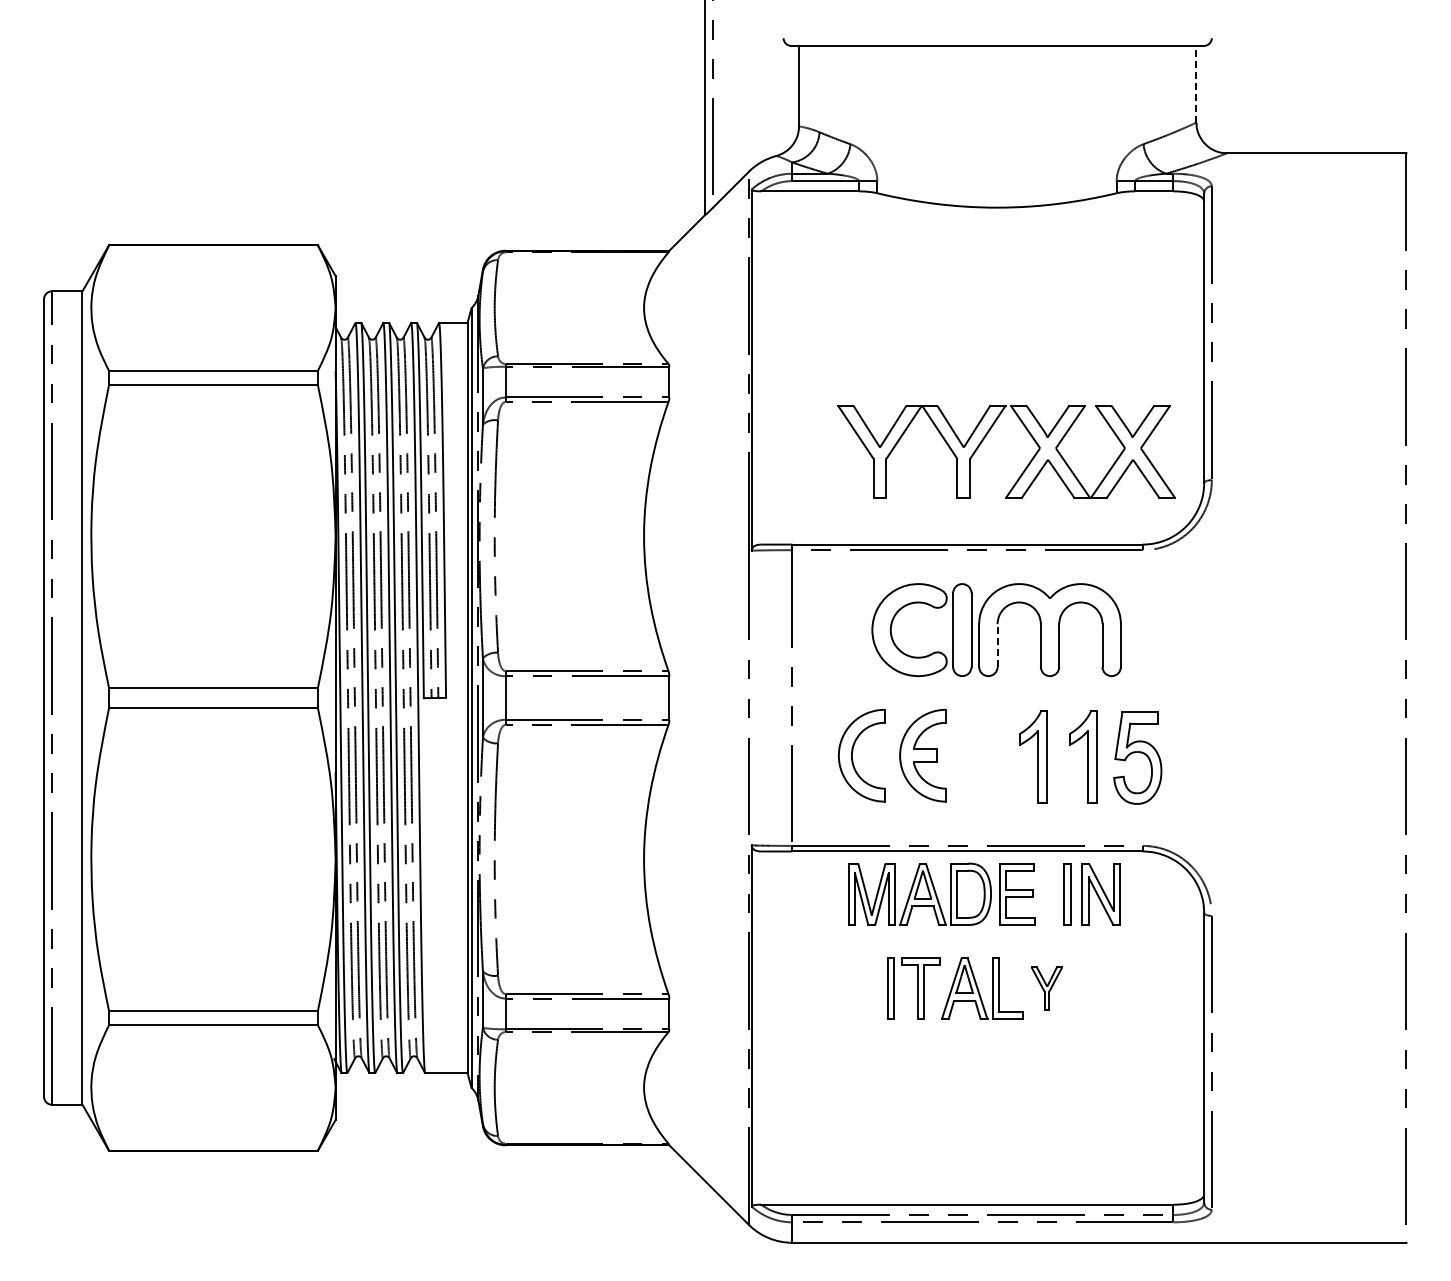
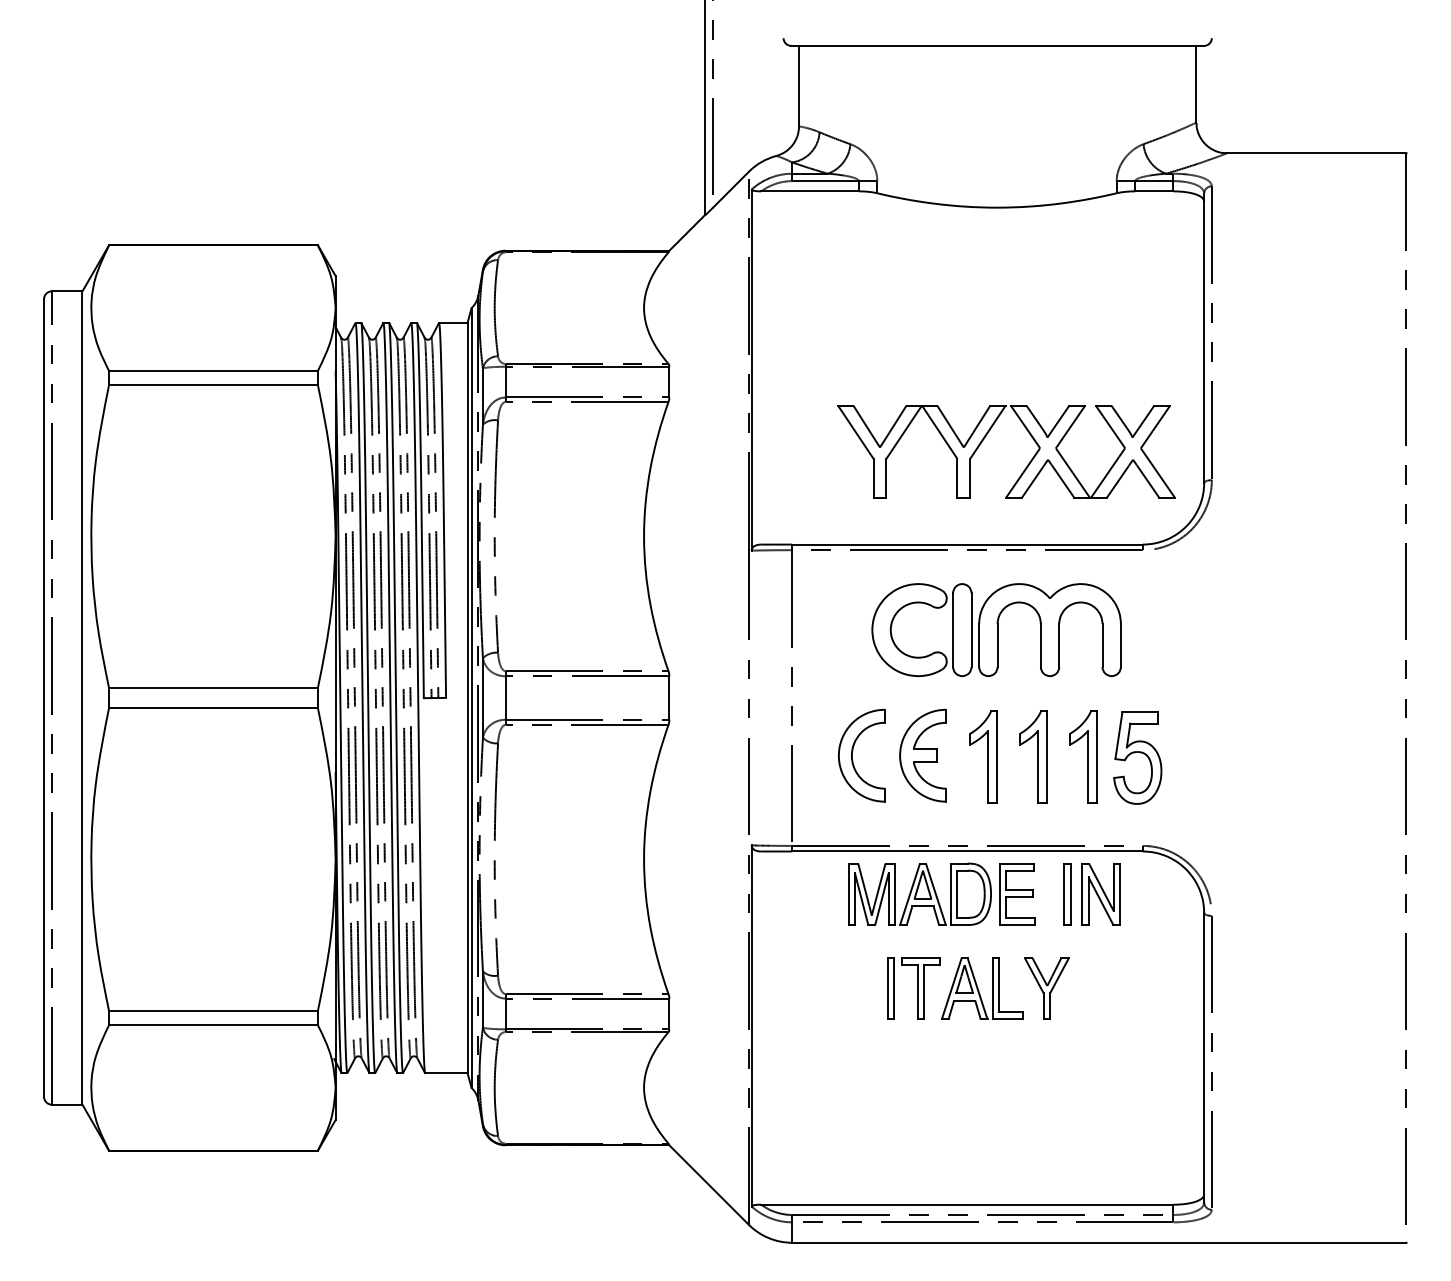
line: dashed -> solid (1196, 84)
line: dashed -> solid (997, 645)
part: none -> present (983, 756)
part size: 32x45 px -> 46x63 px (1046, 988)
